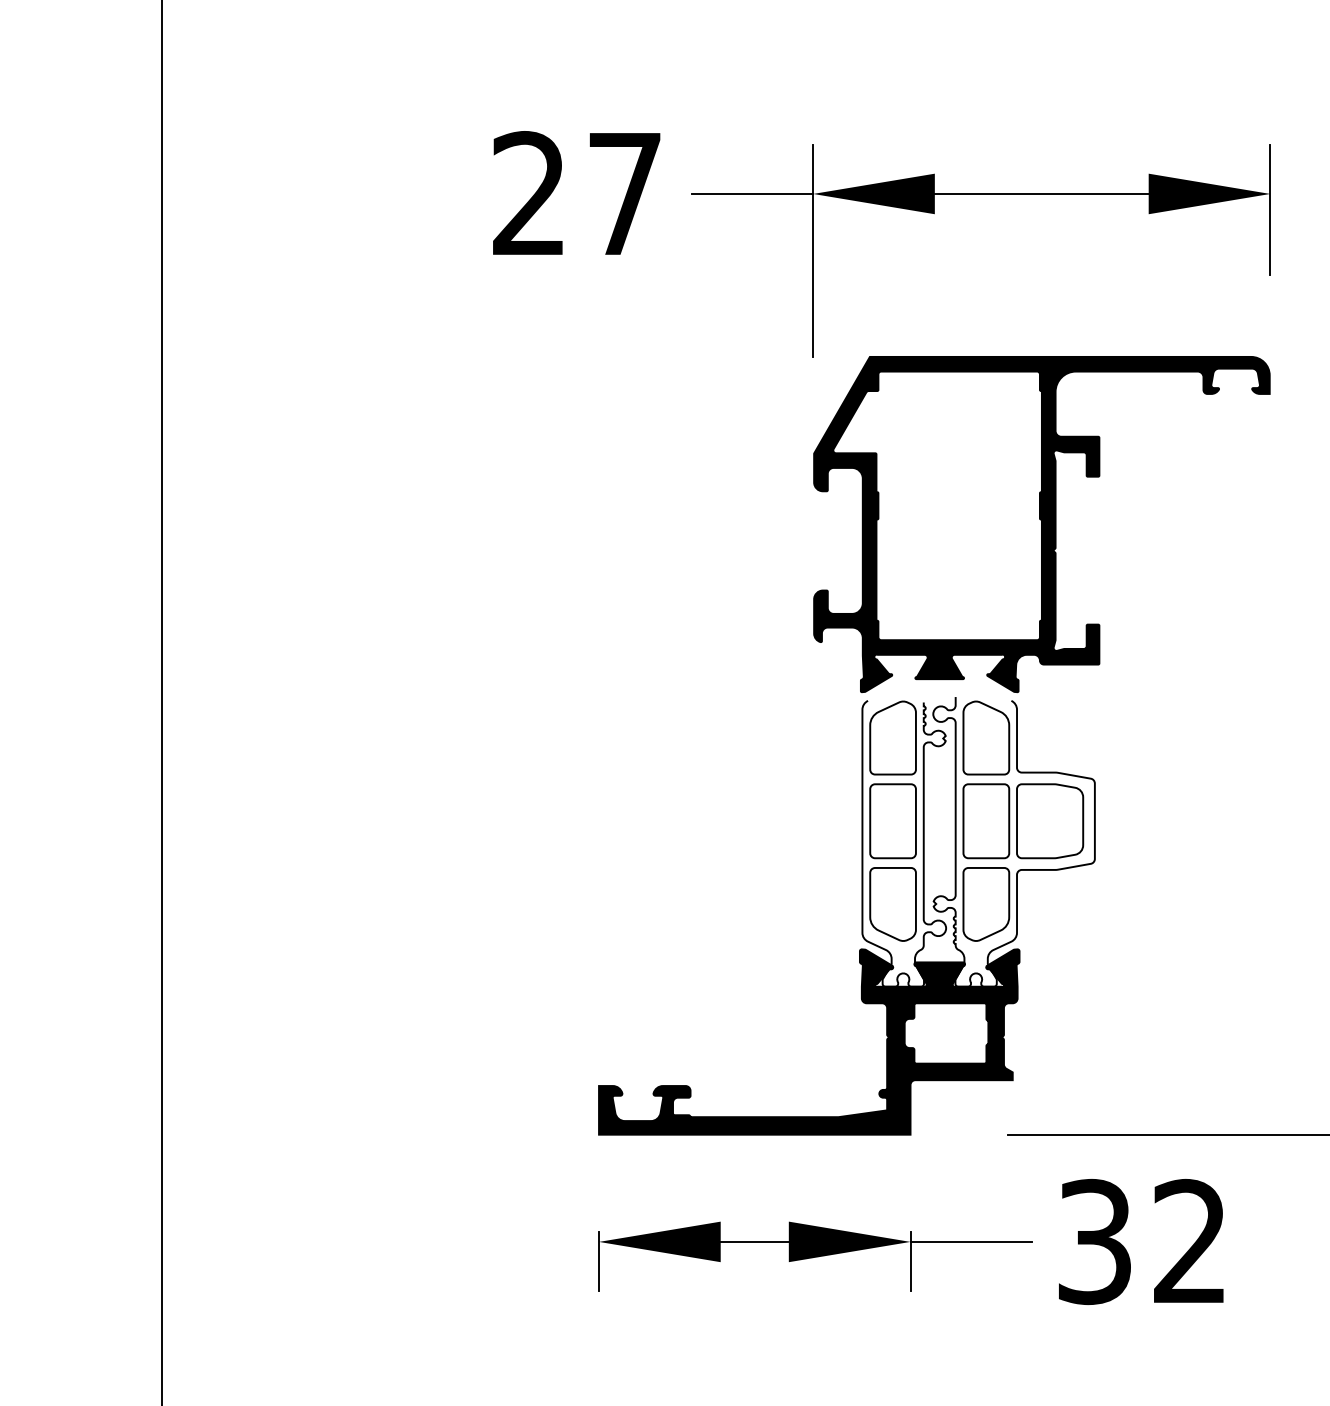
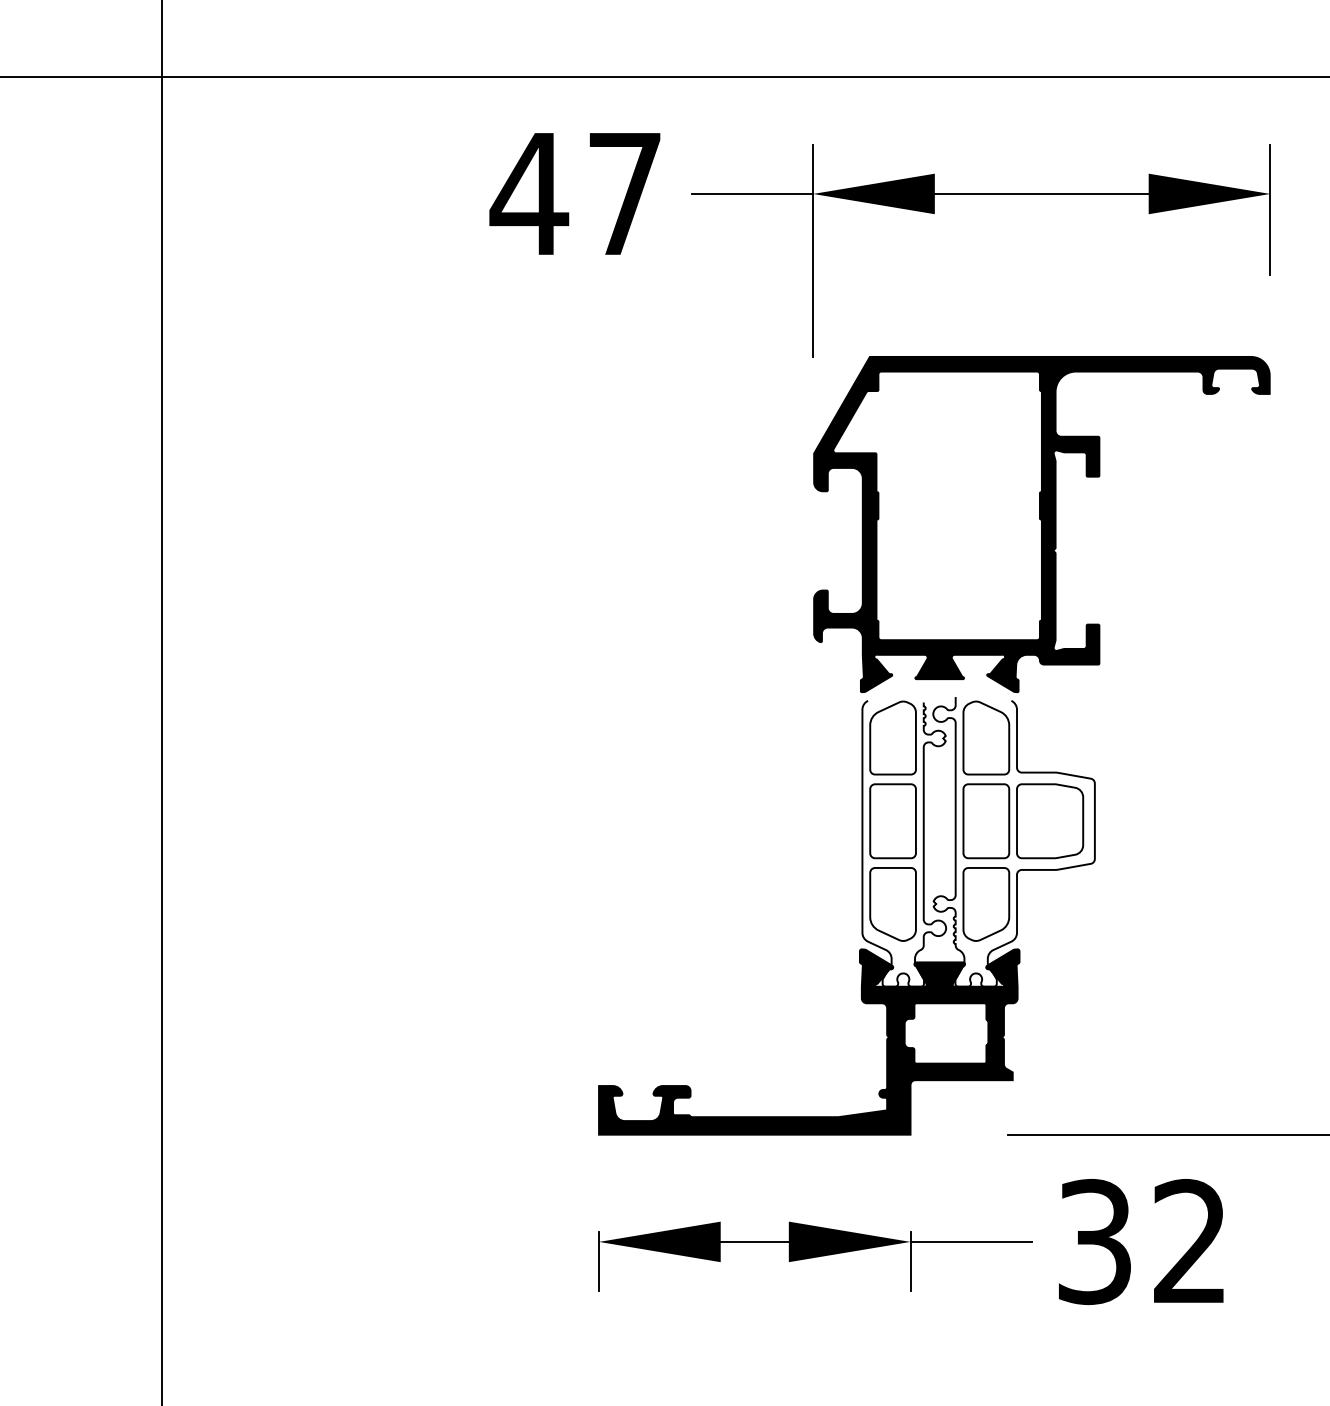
line: none -> present (664, 76)
text: 27 -> 47 (529, 192)
